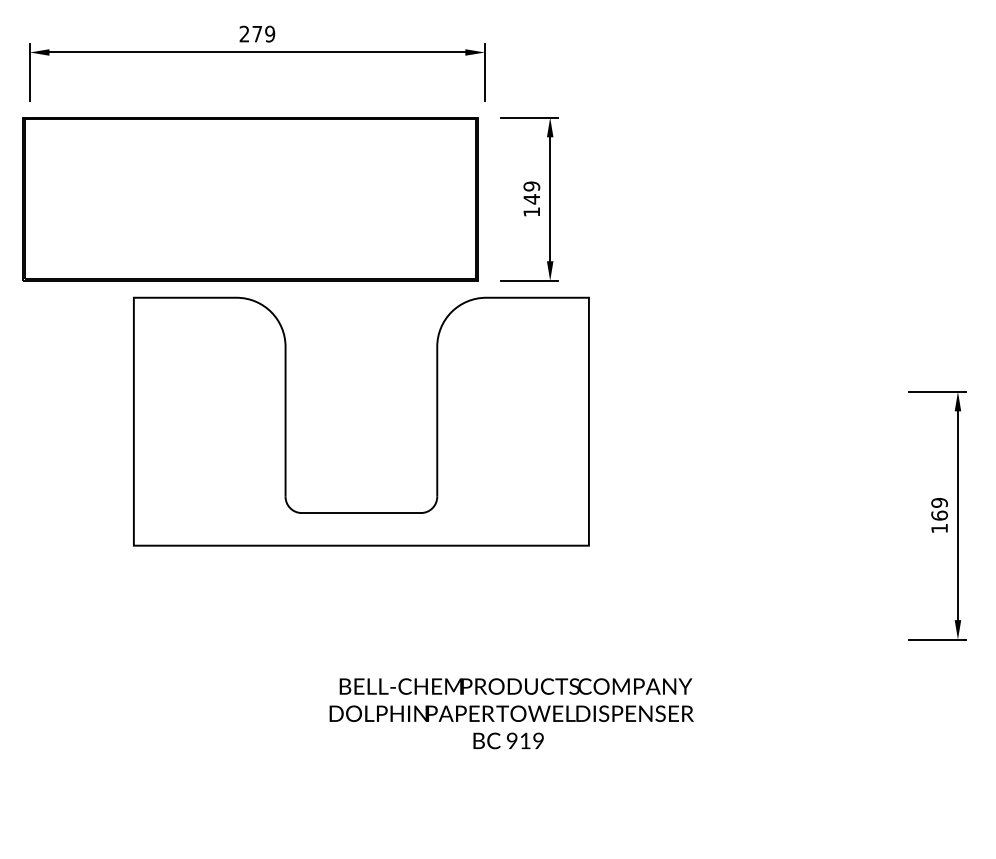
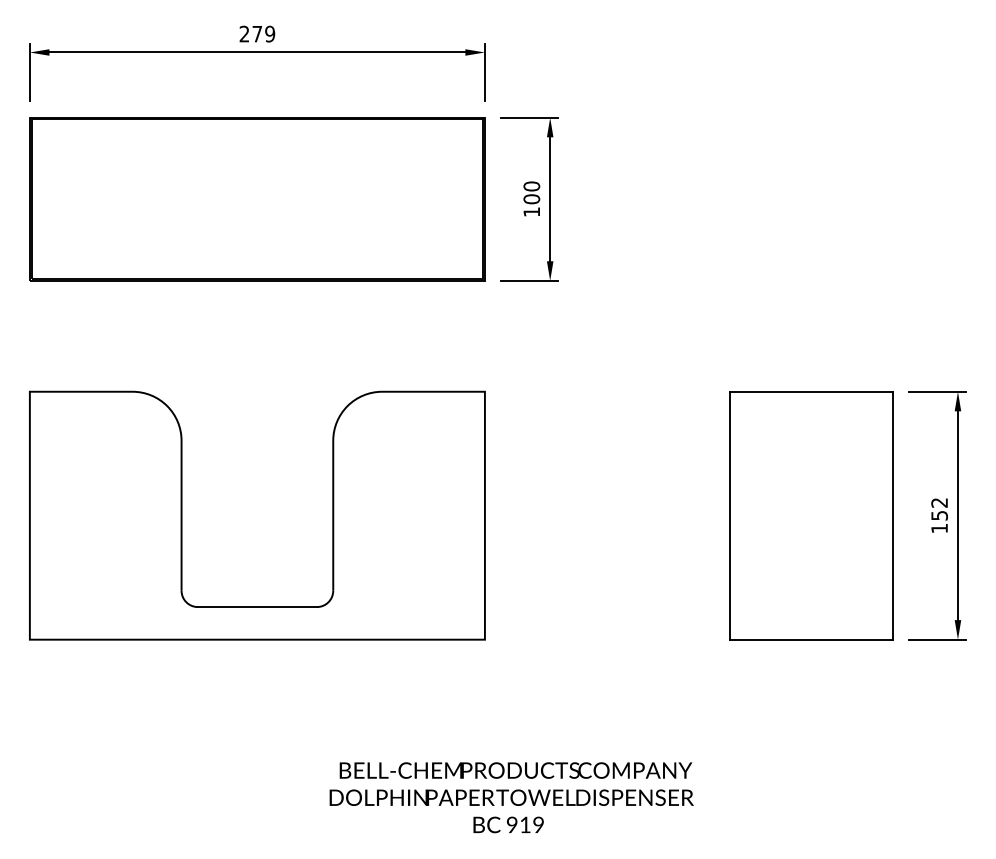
text: 149 -> 100 (531, 192)
part position: (250, 199) -> (257, 199) (257, 199)
part position: (286, 421) -> (182, 515) (182, 515)
text: 169 -> 152 (939, 509)
part: none -> present (811, 515)
text position: (511, 713) -> (511, 797) (511, 797)
